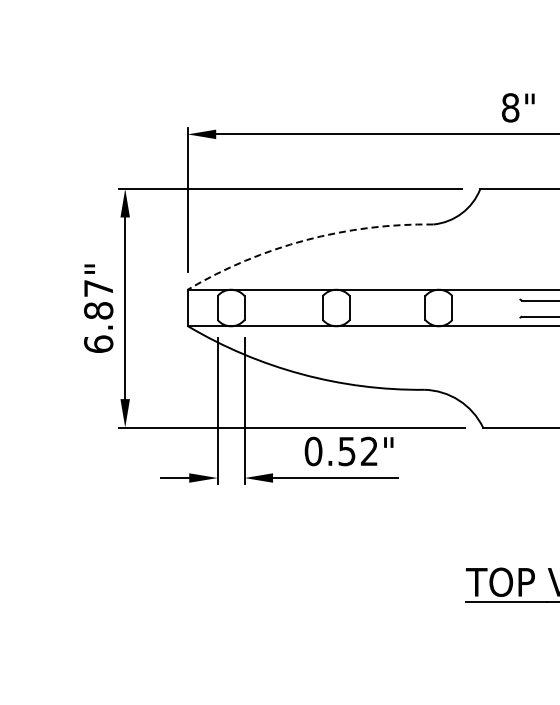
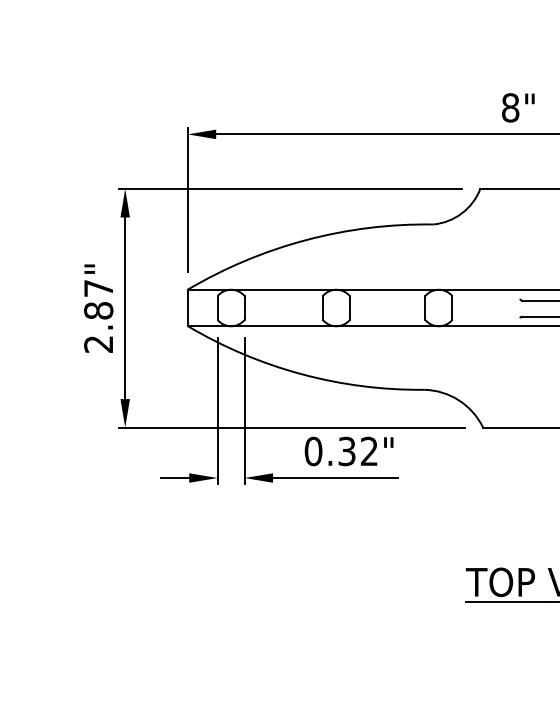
arc: dashed -> solid (306, 240)
text: 6.87" -> 2.87" (98, 343)
text: 0.52" -> 0.32" (347, 450)
